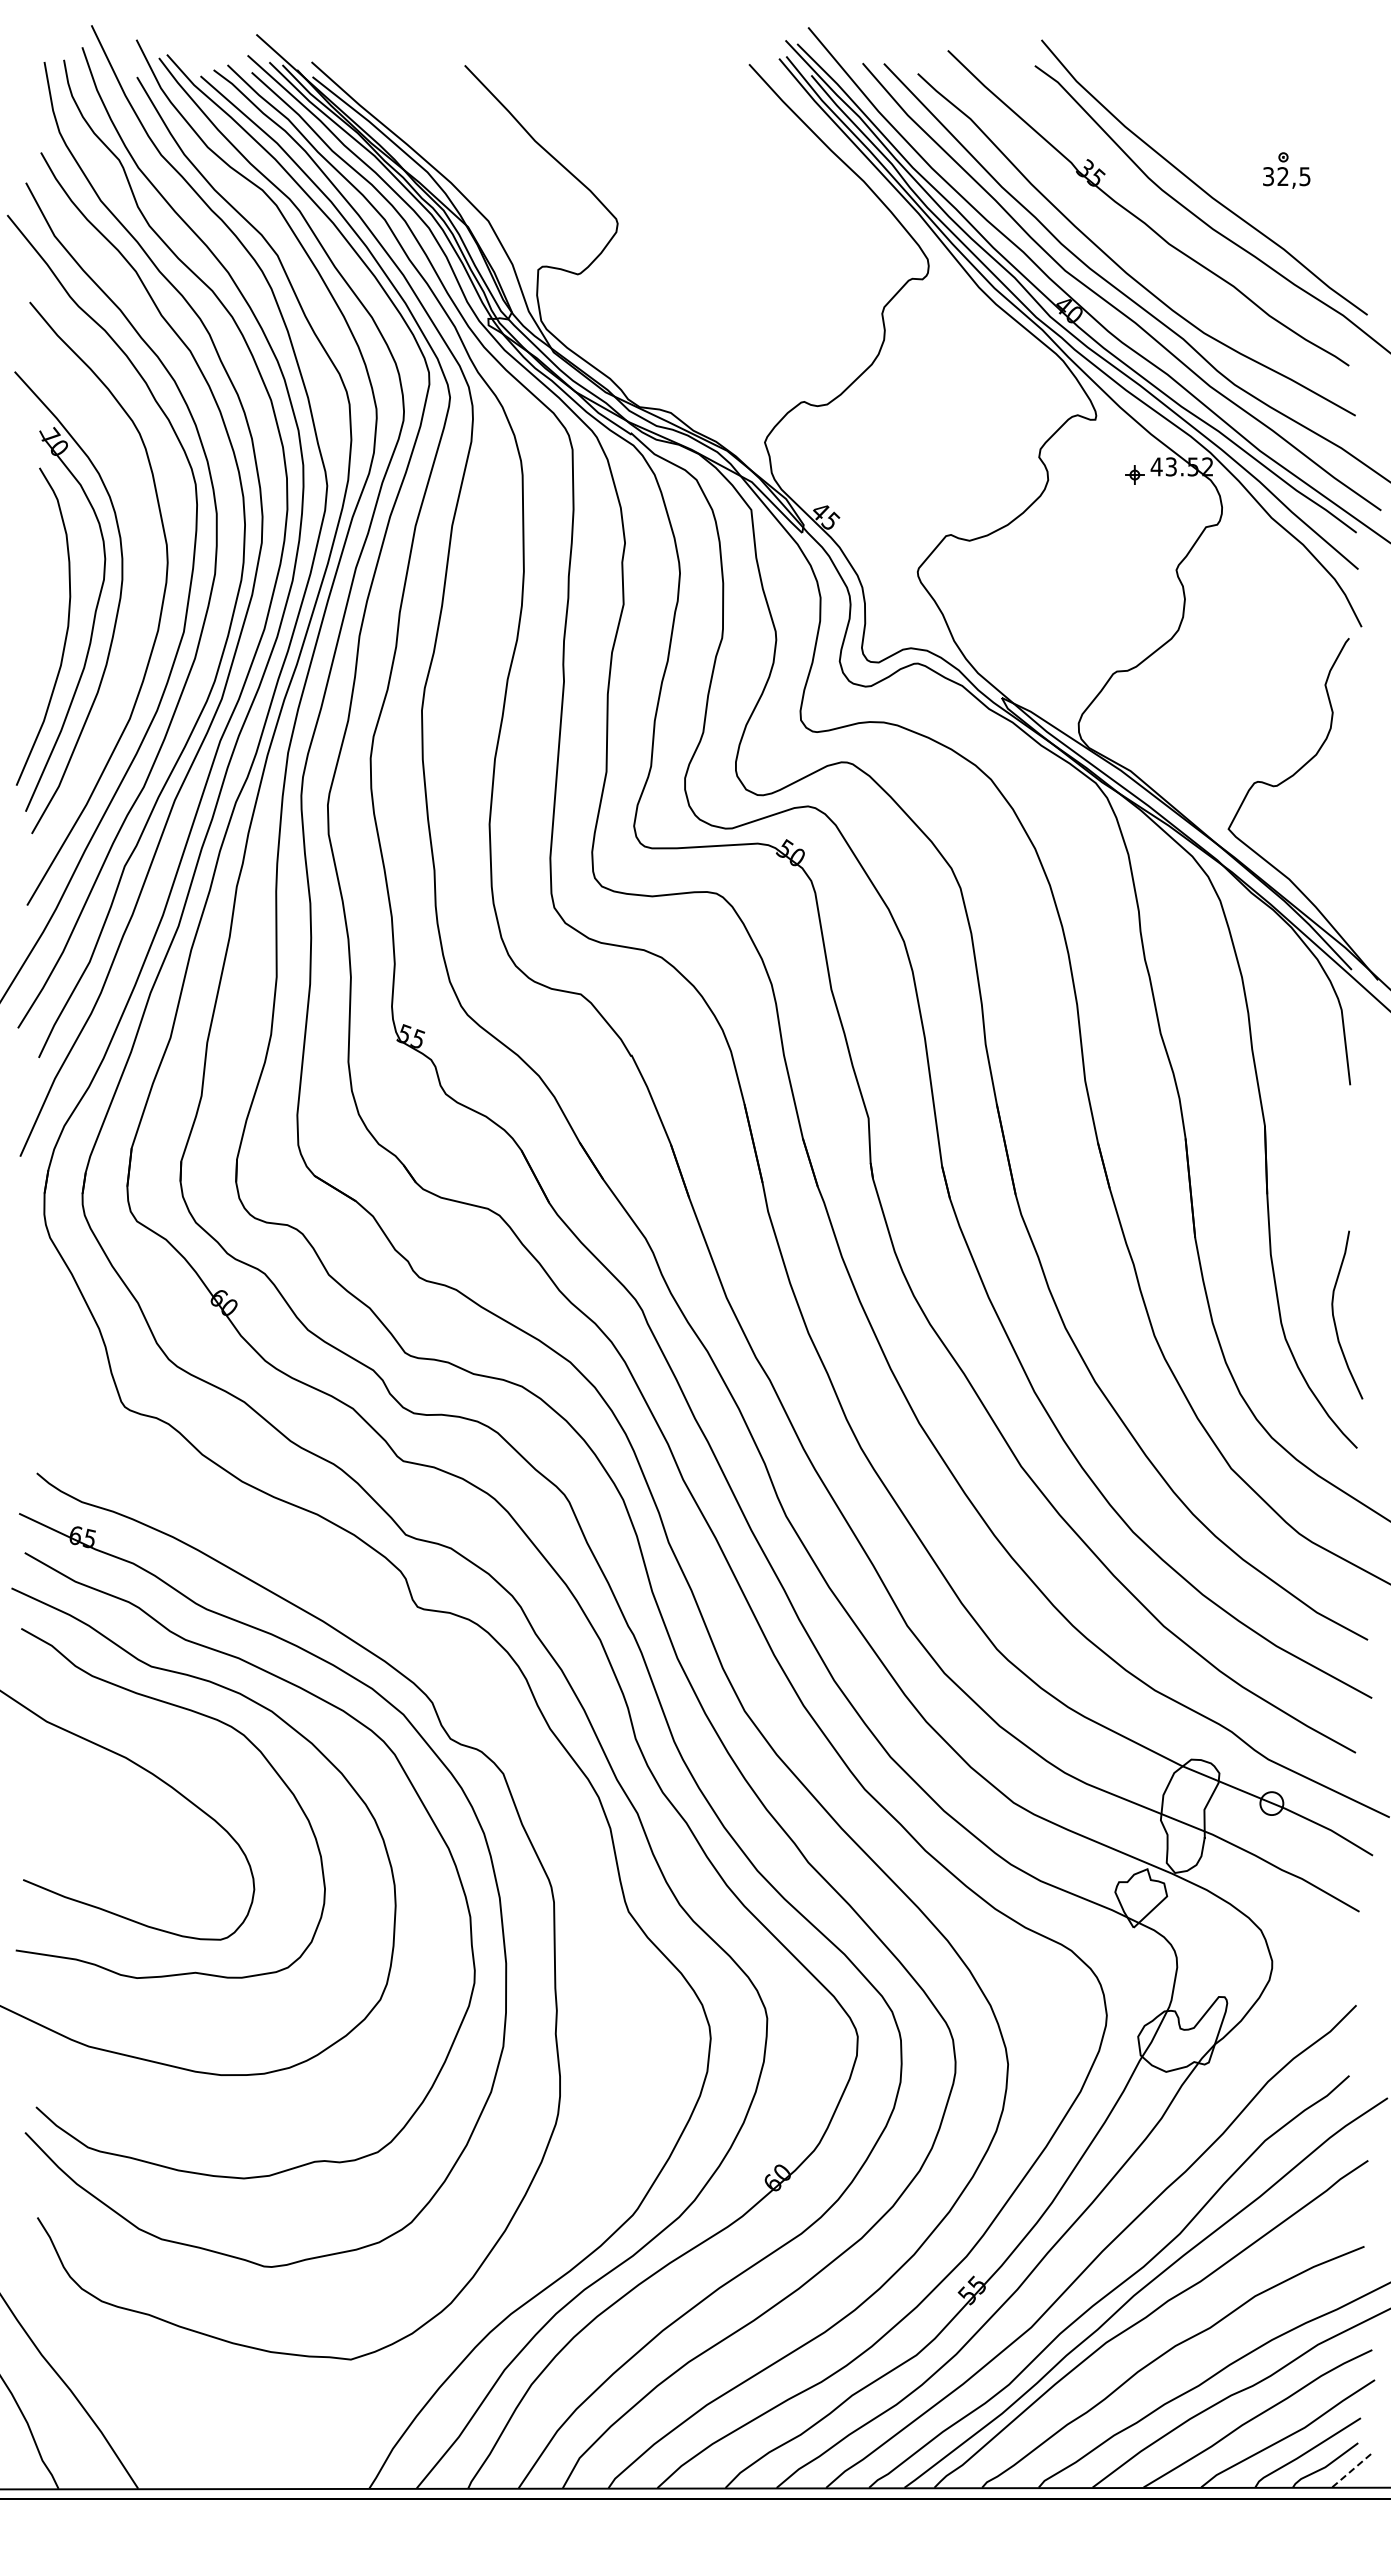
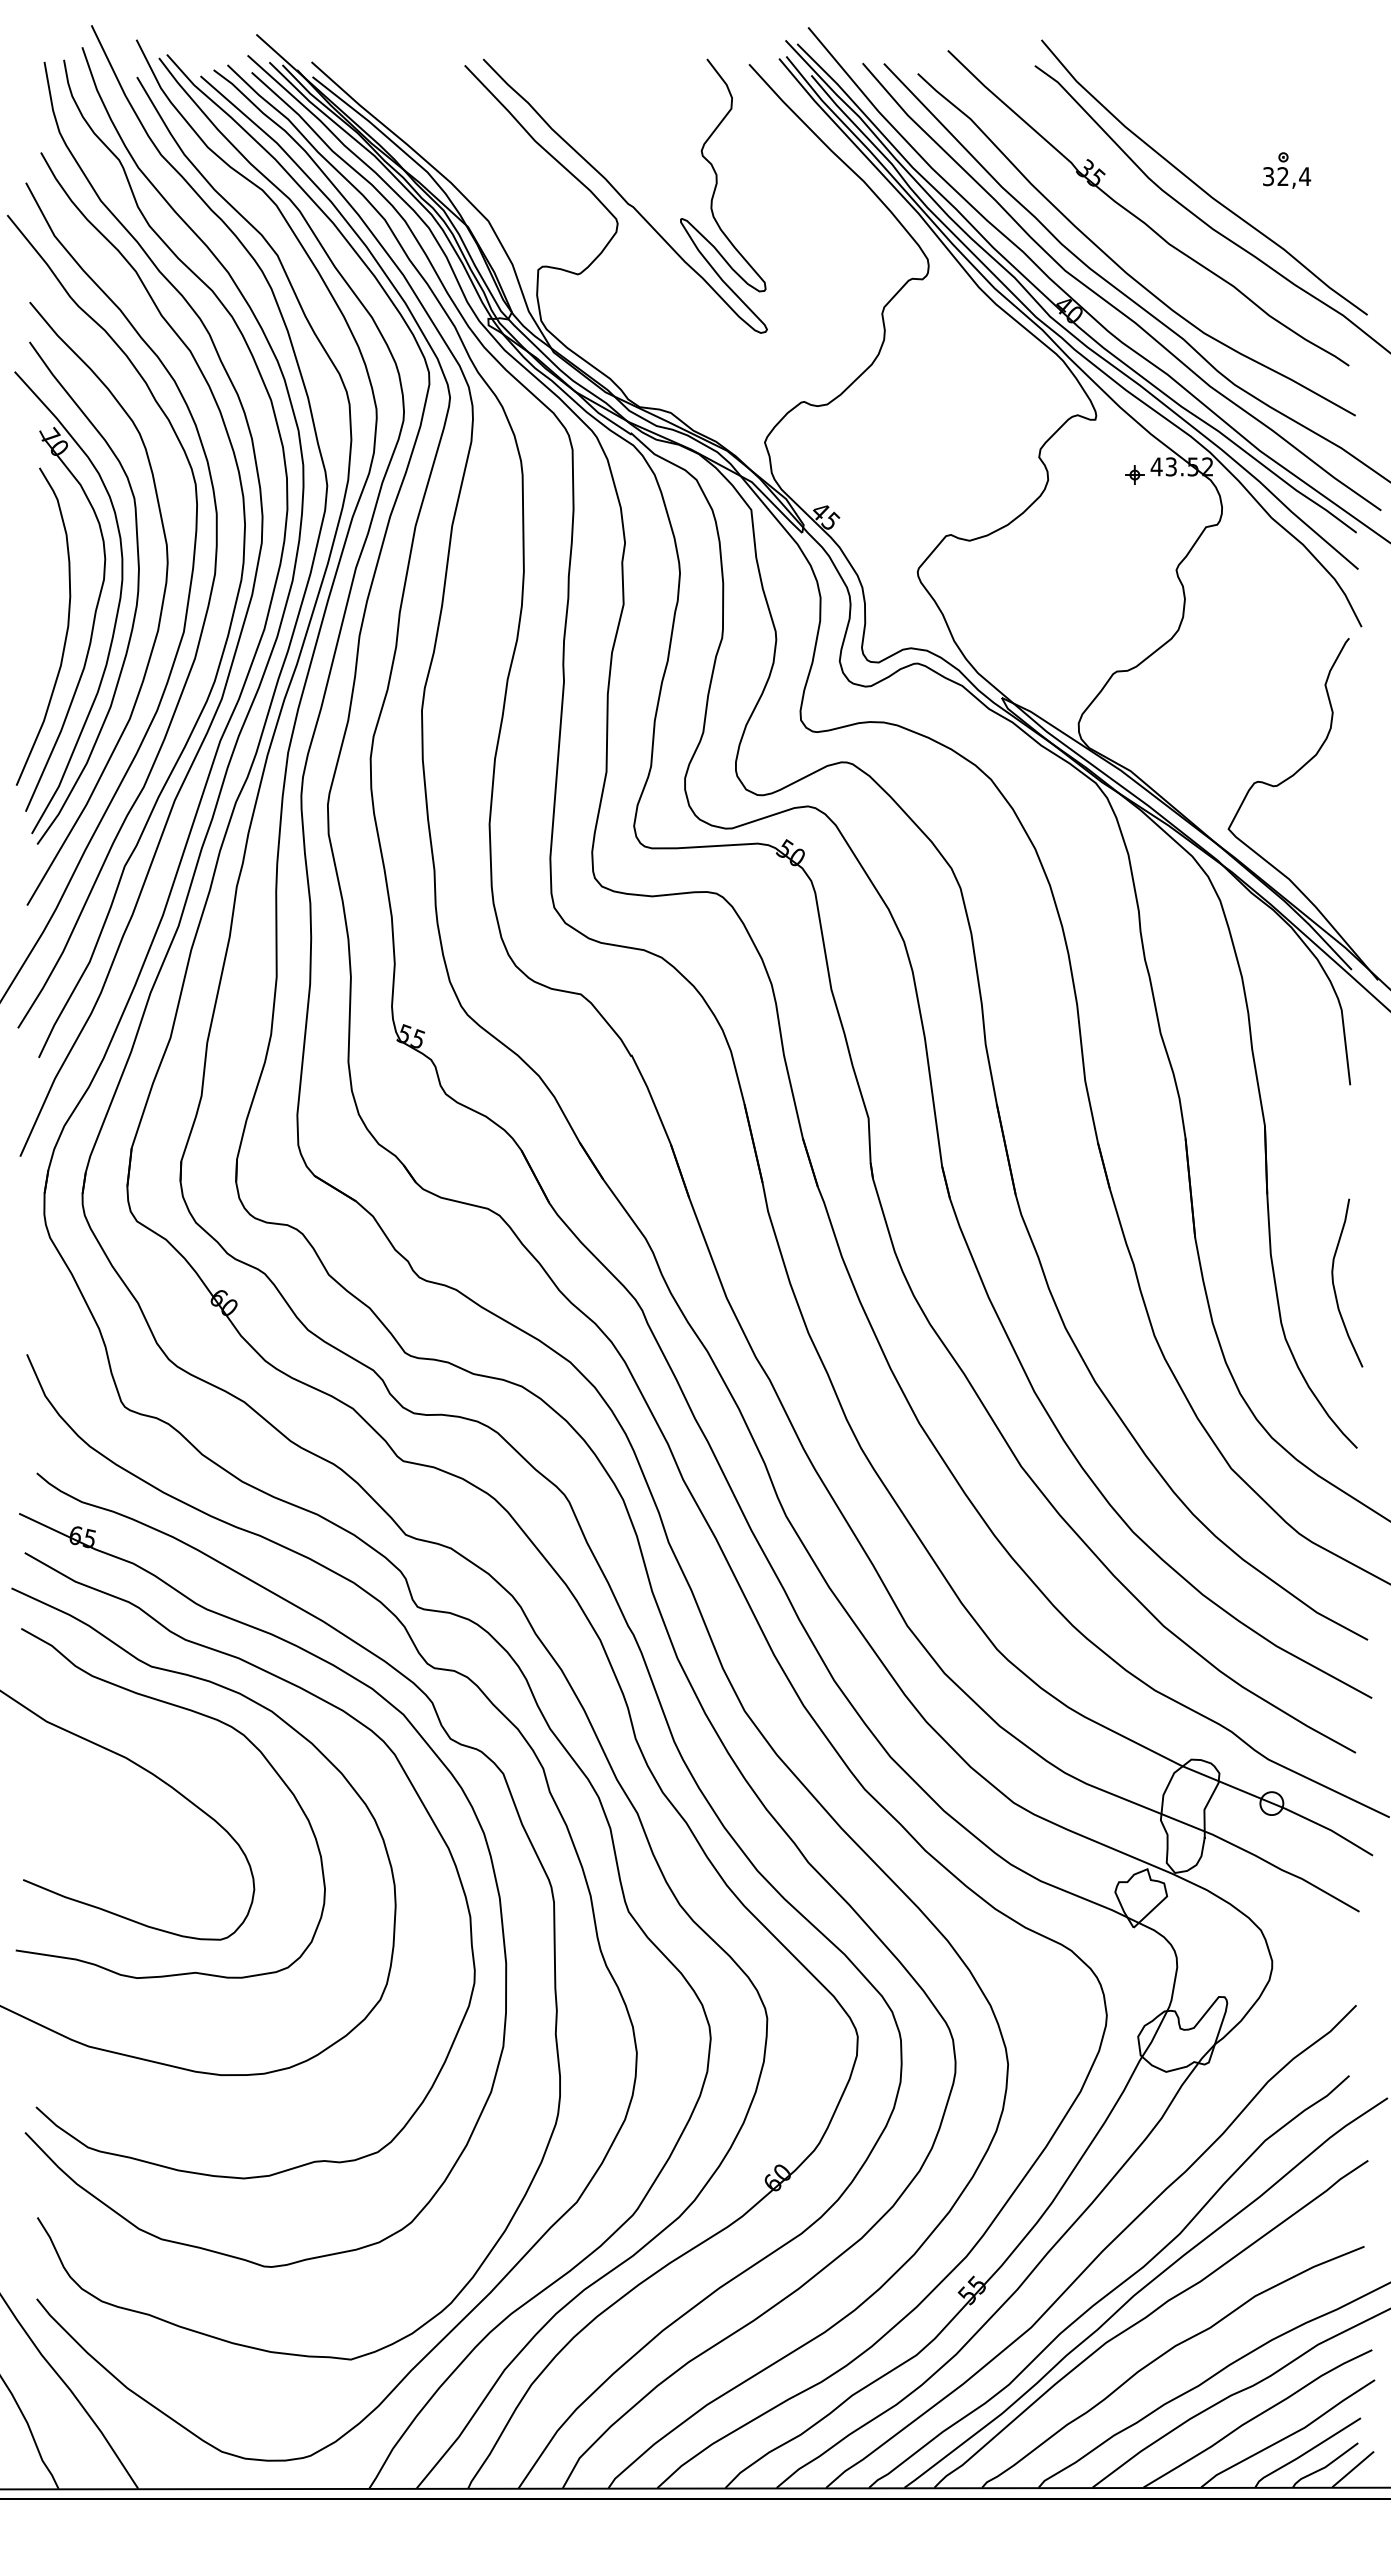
text: 32,5 -> 32,4 (1305, 176)
curve: none -> present (622, 196)
curve: none -> present (136, 595)
curve position: (1334, 1316) -> (1334, 1284) (1334, 1284)
curve: none -> present (551, 1797)
line: dashed -> solid (1353, 2469)
